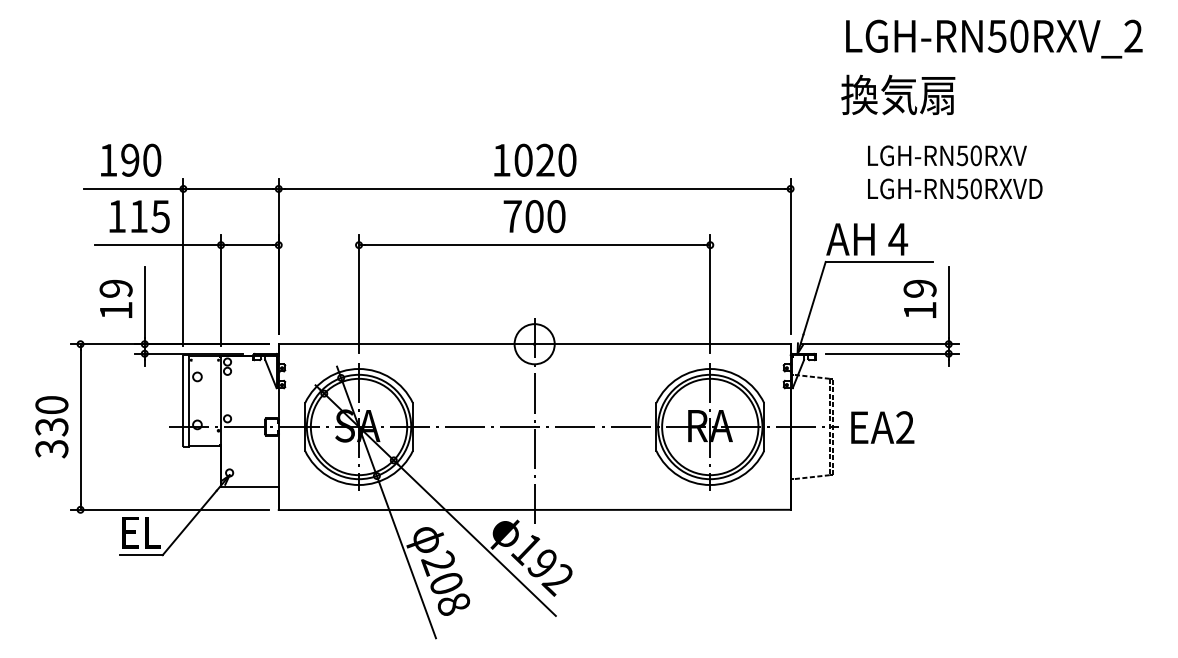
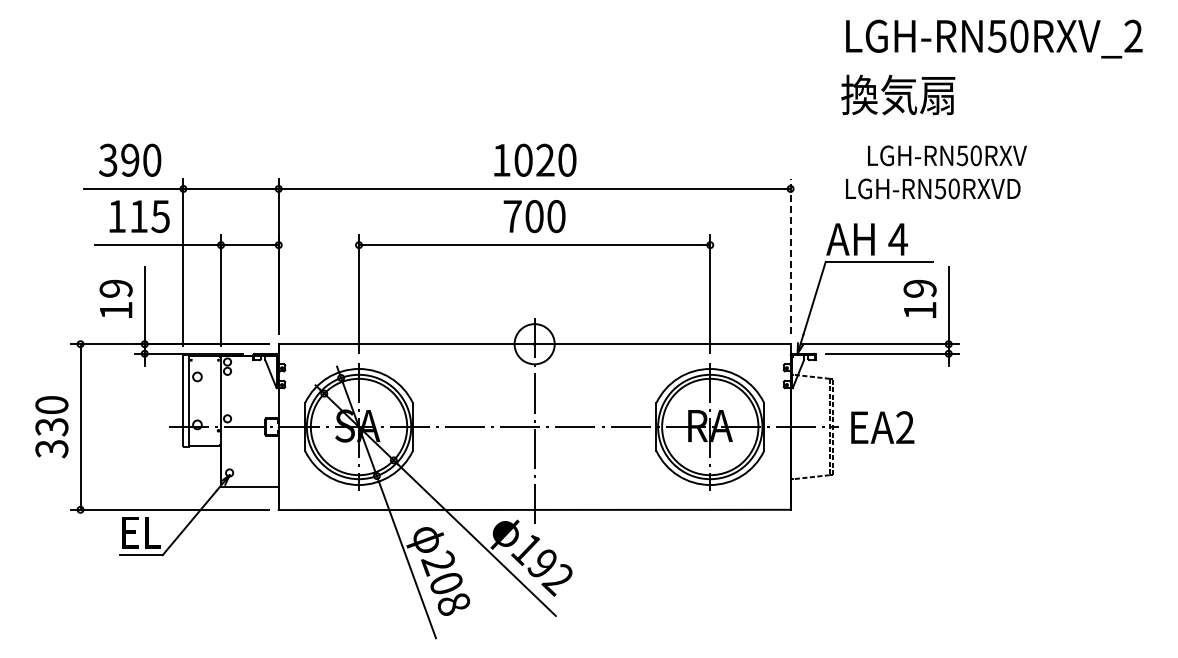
text: 190 -> 390 (108, 159)
text position: (955, 188) -> (933, 188) (933, 188)
line: solid -> dashed (790, 256)
